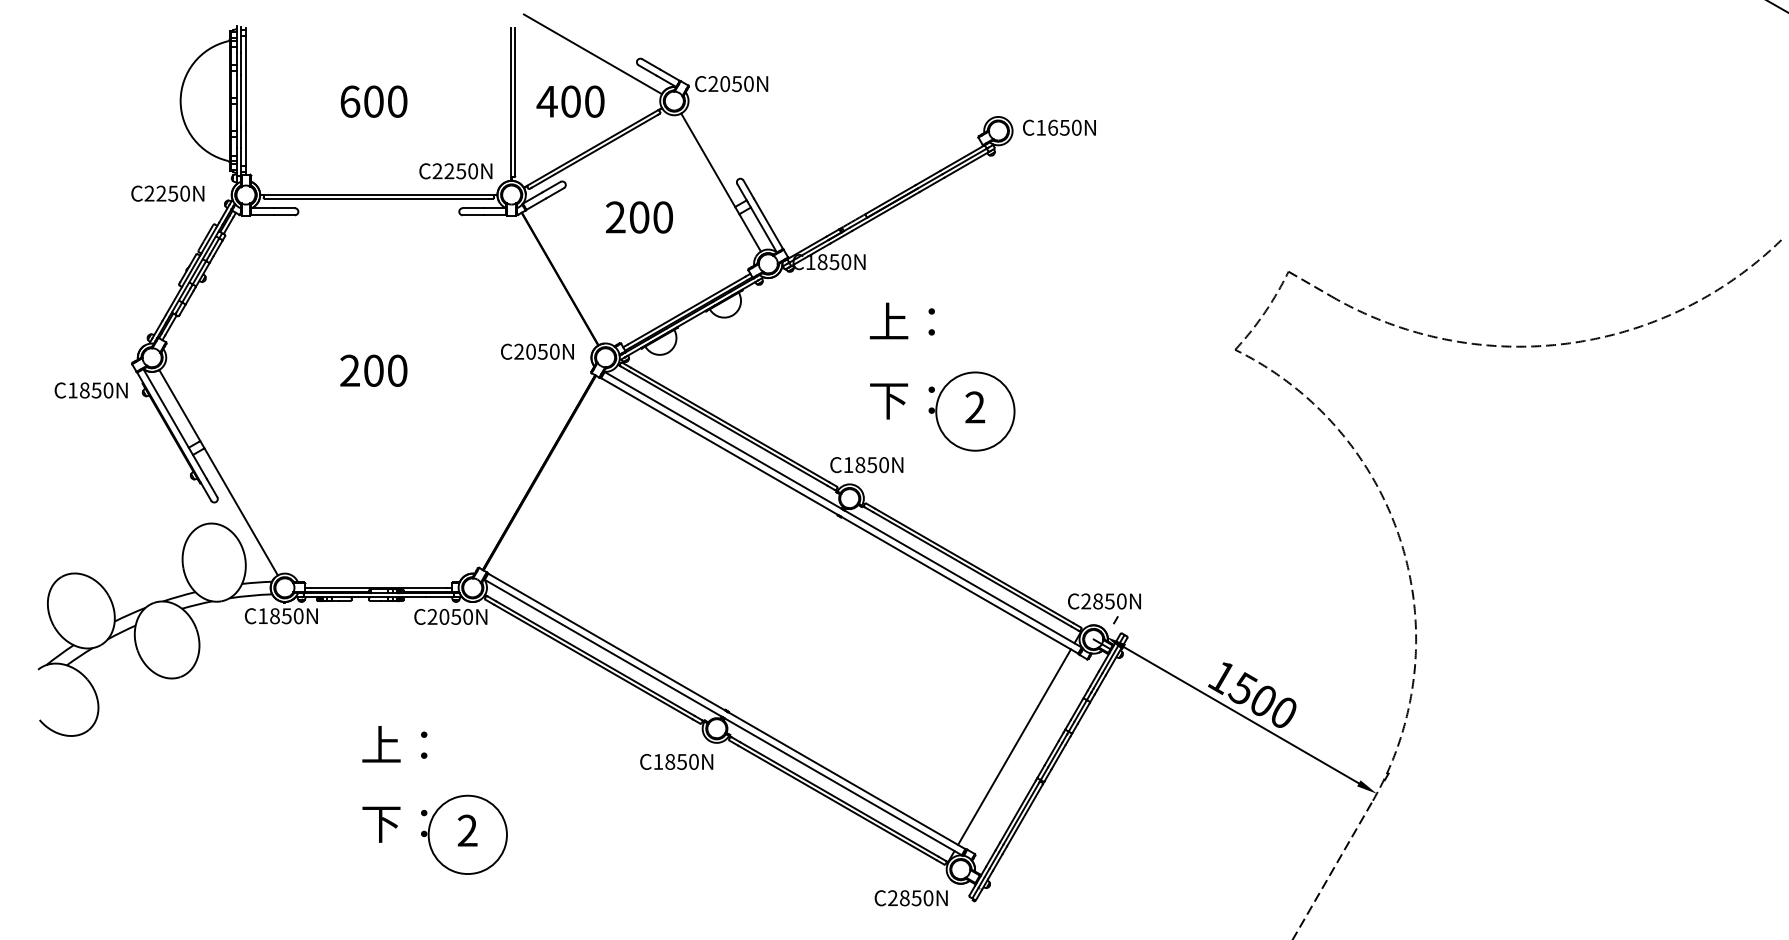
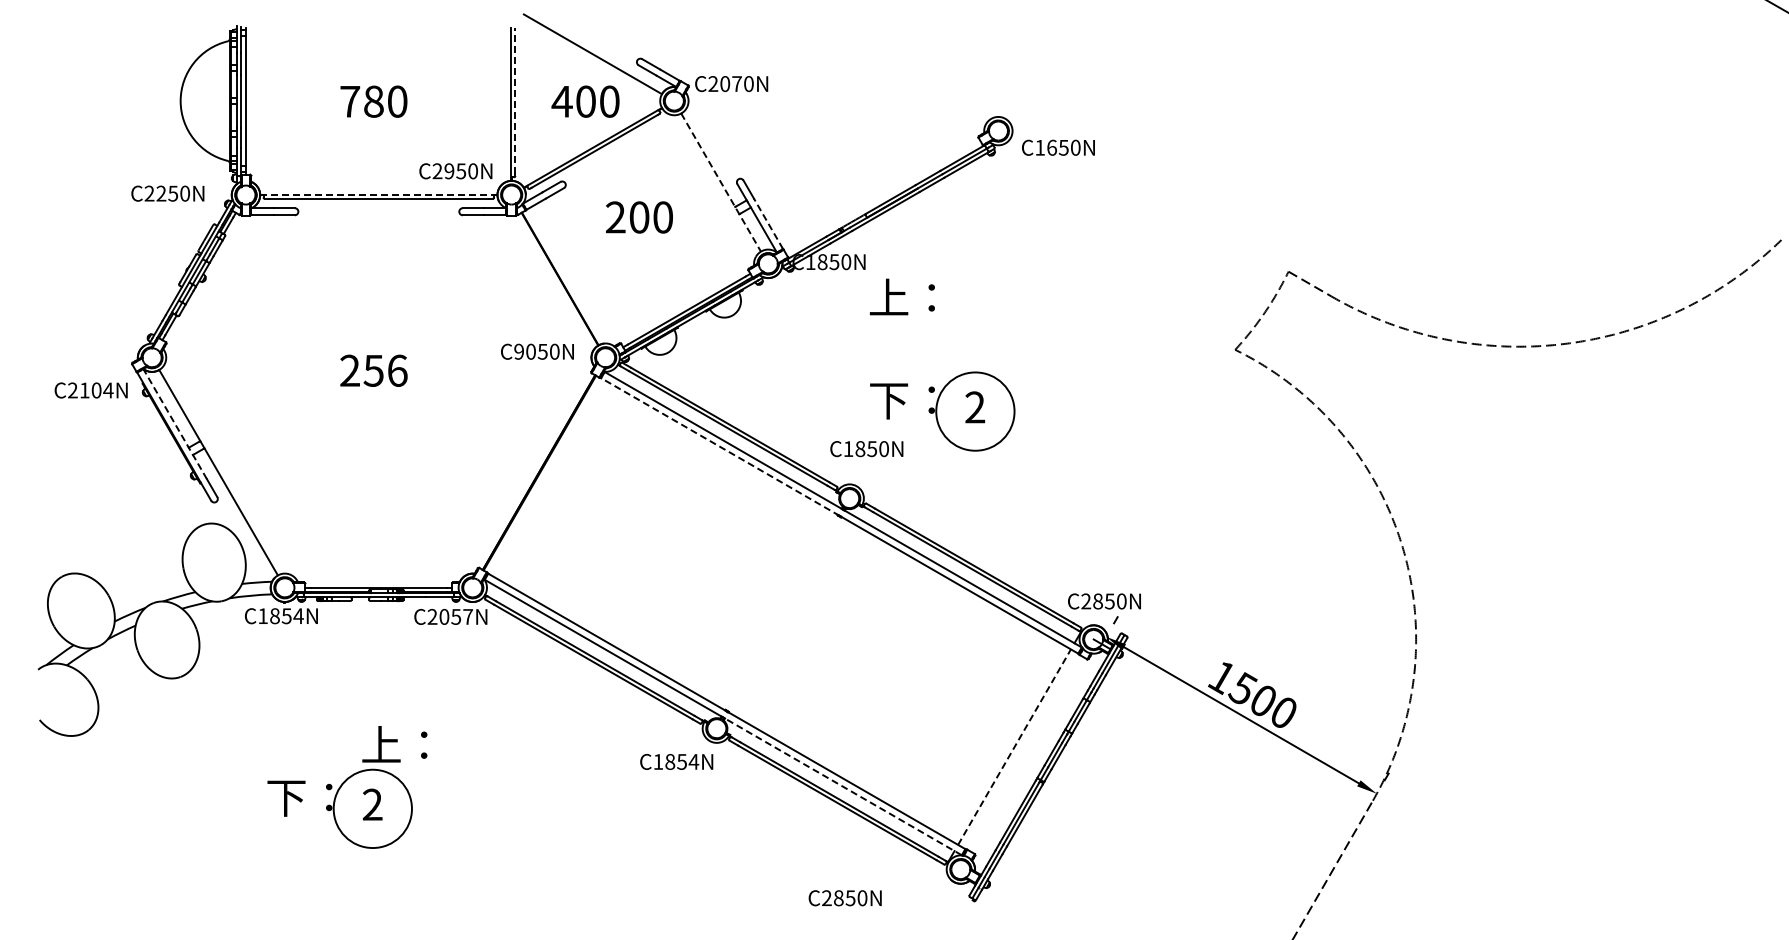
text: C2050N -> C2070N (736, 84)
line: solid -> dashed (515, 100)
text: 600 -> 780 (361, 101)
text position: (570, 101) -> (585, 101) (585, 101)
text position: (1059, 127) -> (1058, 147) (1058, 147)
text: C2250N -> C2950N (449, 171)
line: solid -> dashed (721, 182)
line: solid -> dashed (378, 194)
line: solid -> dashed (768, 223)
text position: (902, 320) -> (902, 296) (902, 296)
text: C2050N -> C9050N (519, 351)
text: 200 -> 256 (385, 370)
text: C1850N -> C2104N (90, 390)
line: solid -> dashed (175, 424)
line: solid -> dashed (720, 447)
text position: (866, 465) -> (866, 449) (866, 449)
text: C1850N -> C1854N (298, 616)
text: C2050N -> C2057N (467, 616)
line: solid -> dashed (1014, 747)
text: C1850N -> C1854N (693, 761)
line: solid -> dashed (842, 786)
part position: (434, 834) -> (339, 808) (339, 808)
text position: (910, 898) -> (844, 898) (844, 898)
